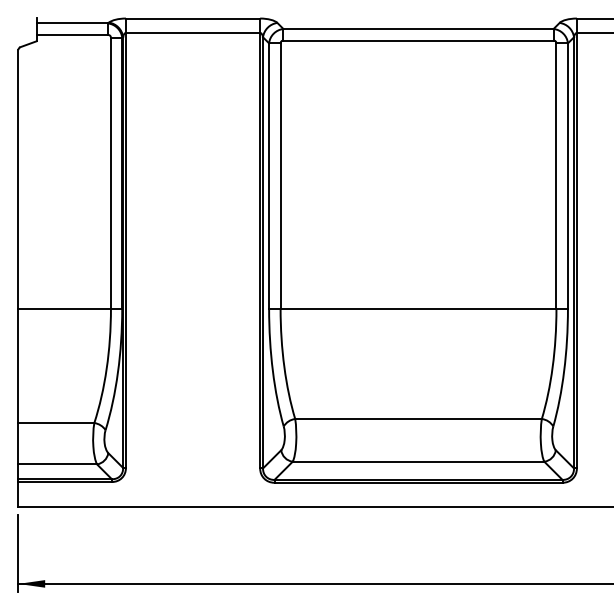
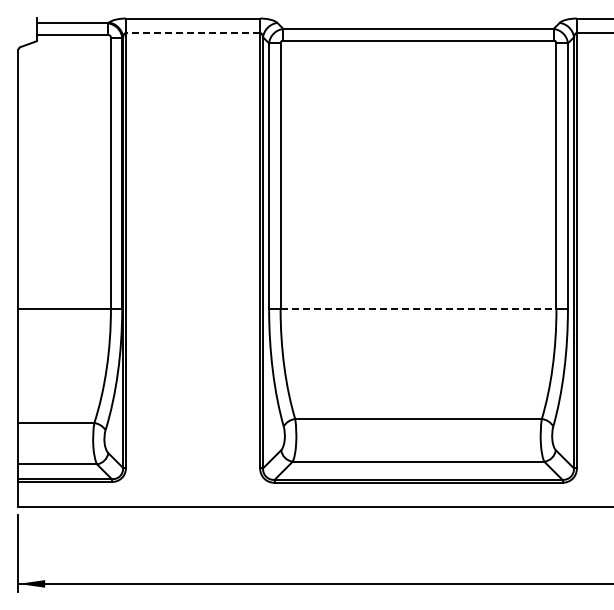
line: solid -> dashed (192, 32)
line: solid -> dashed (418, 308)
